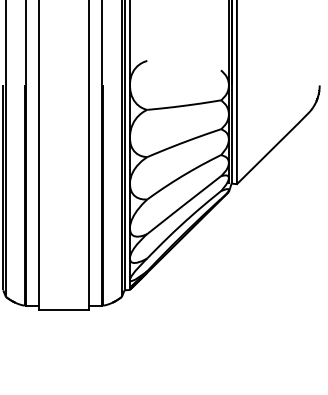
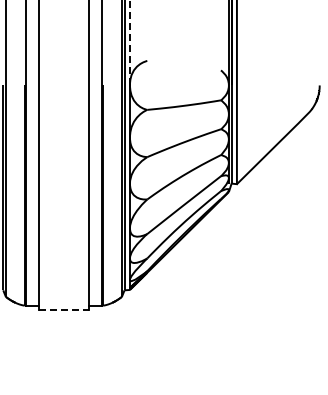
line: solid -> dashed (129, 42)
line: solid -> dashed (64, 309)
